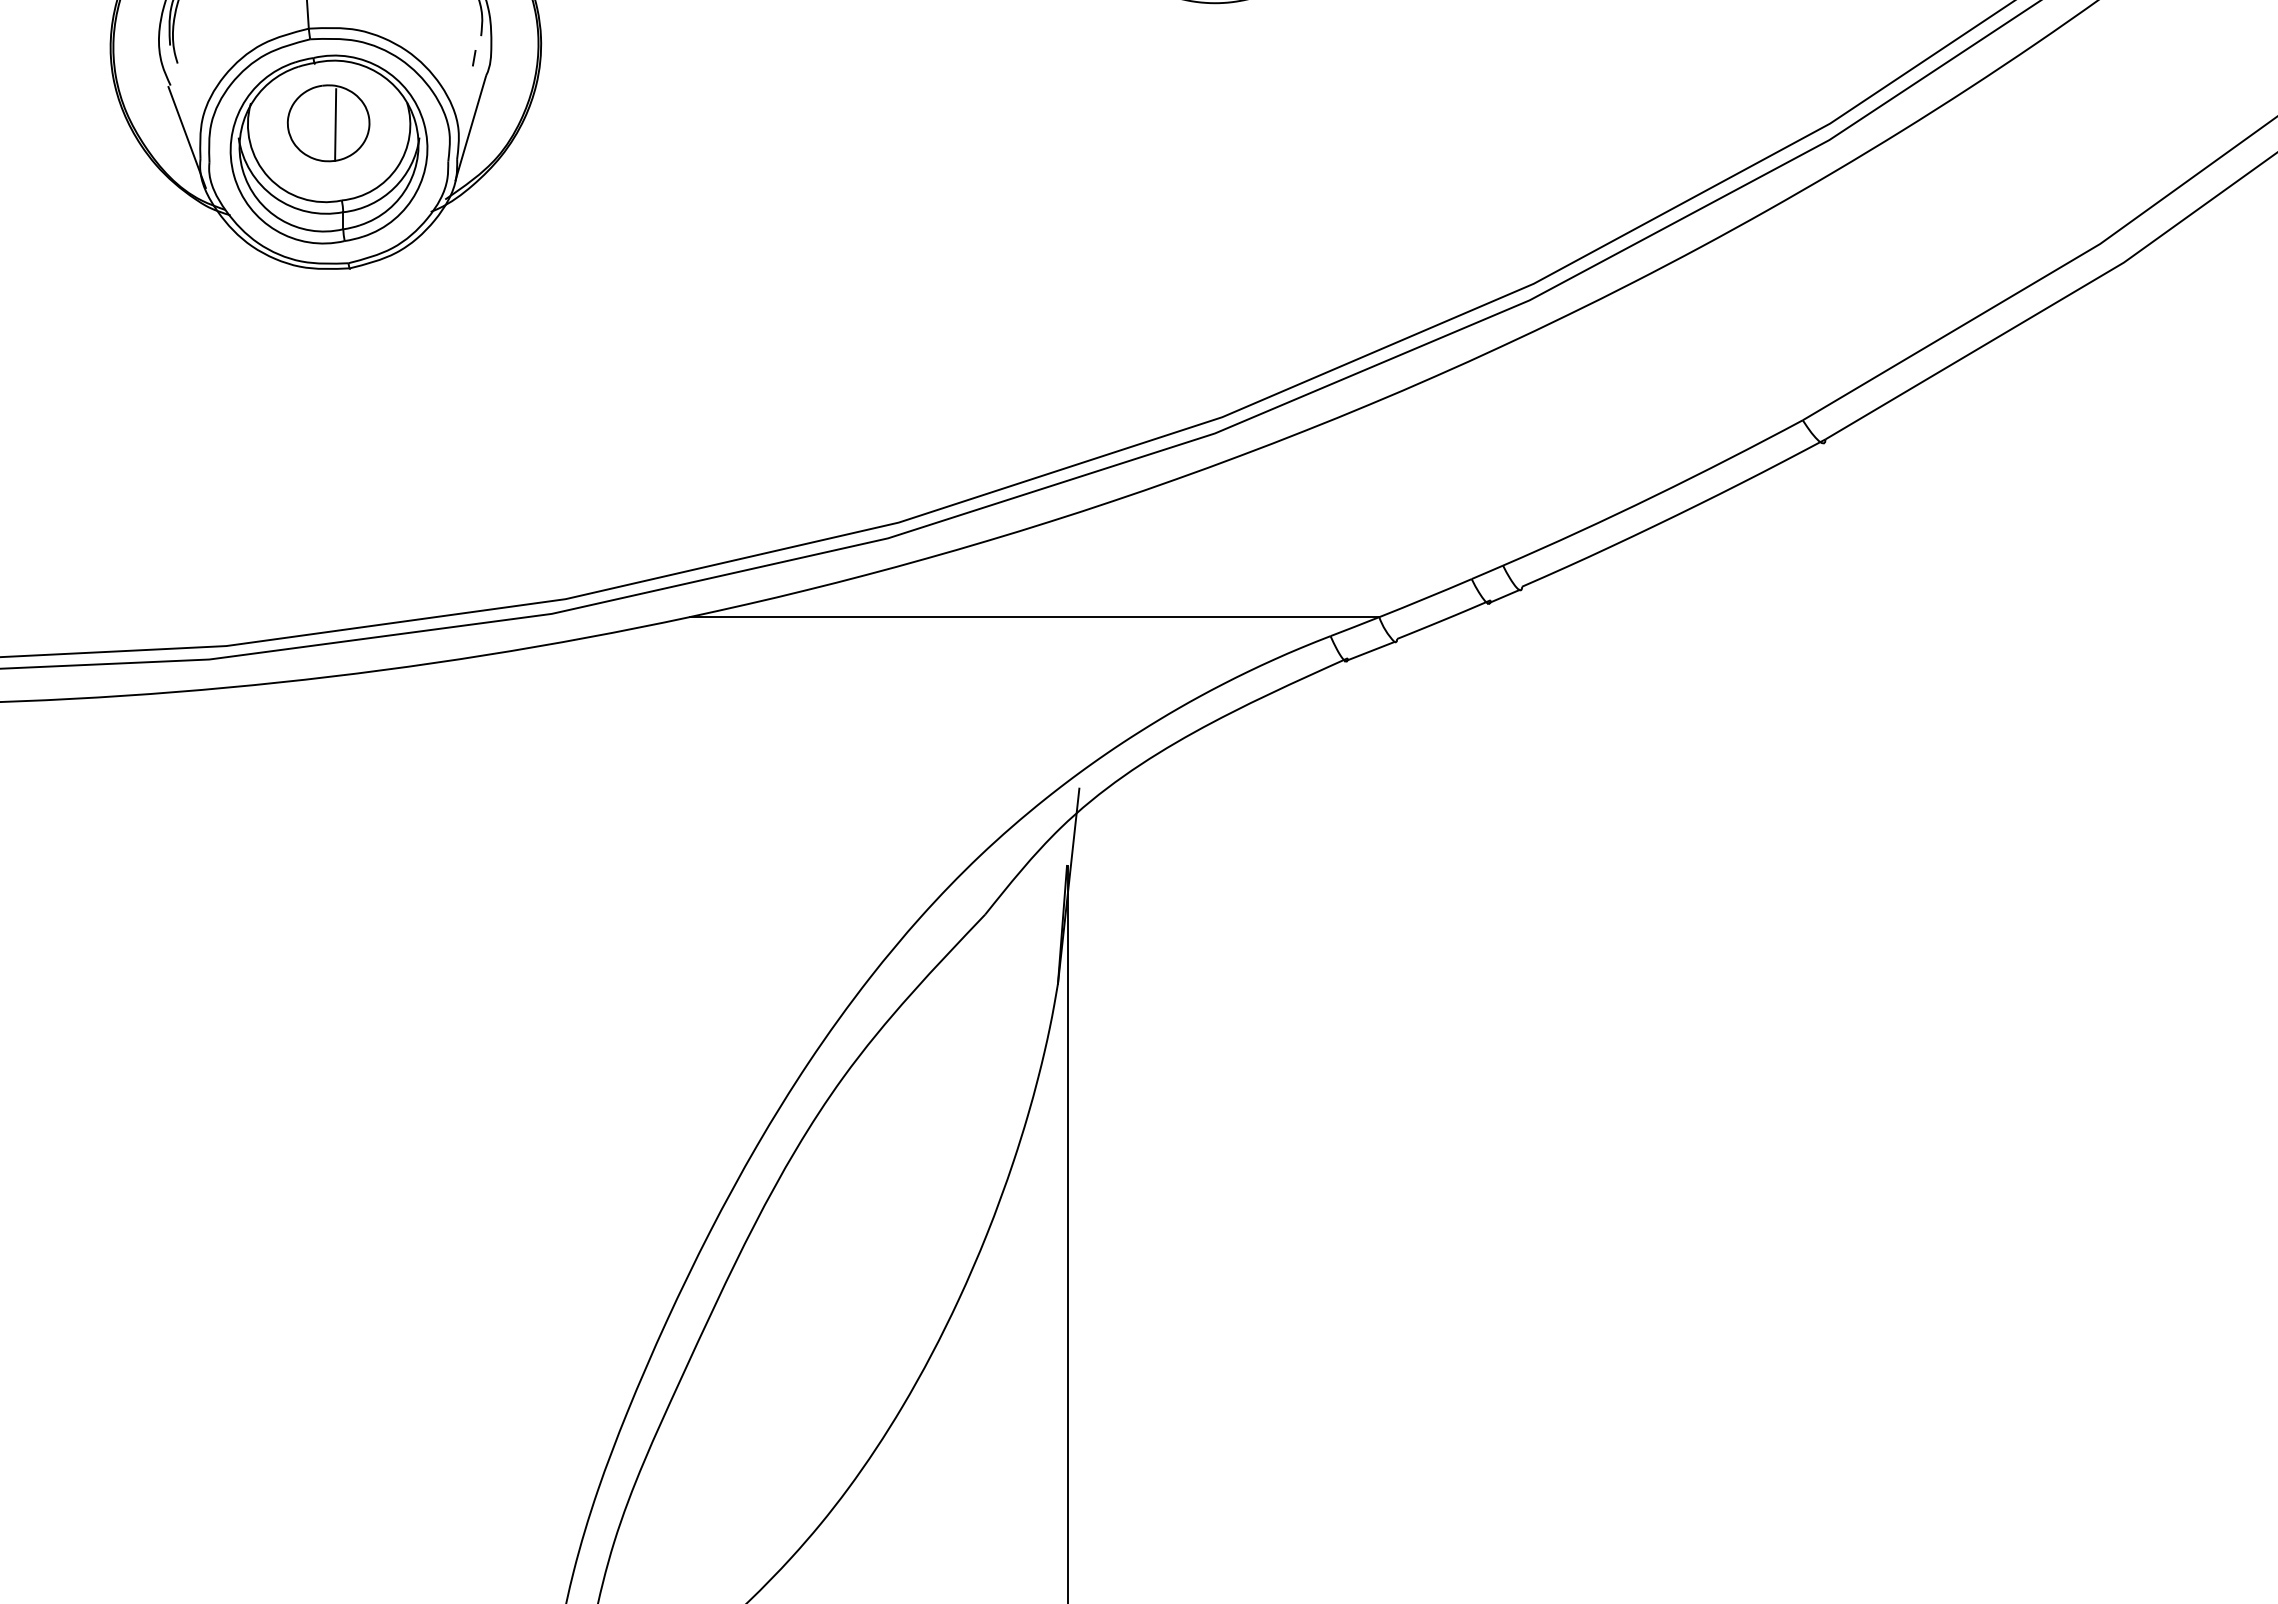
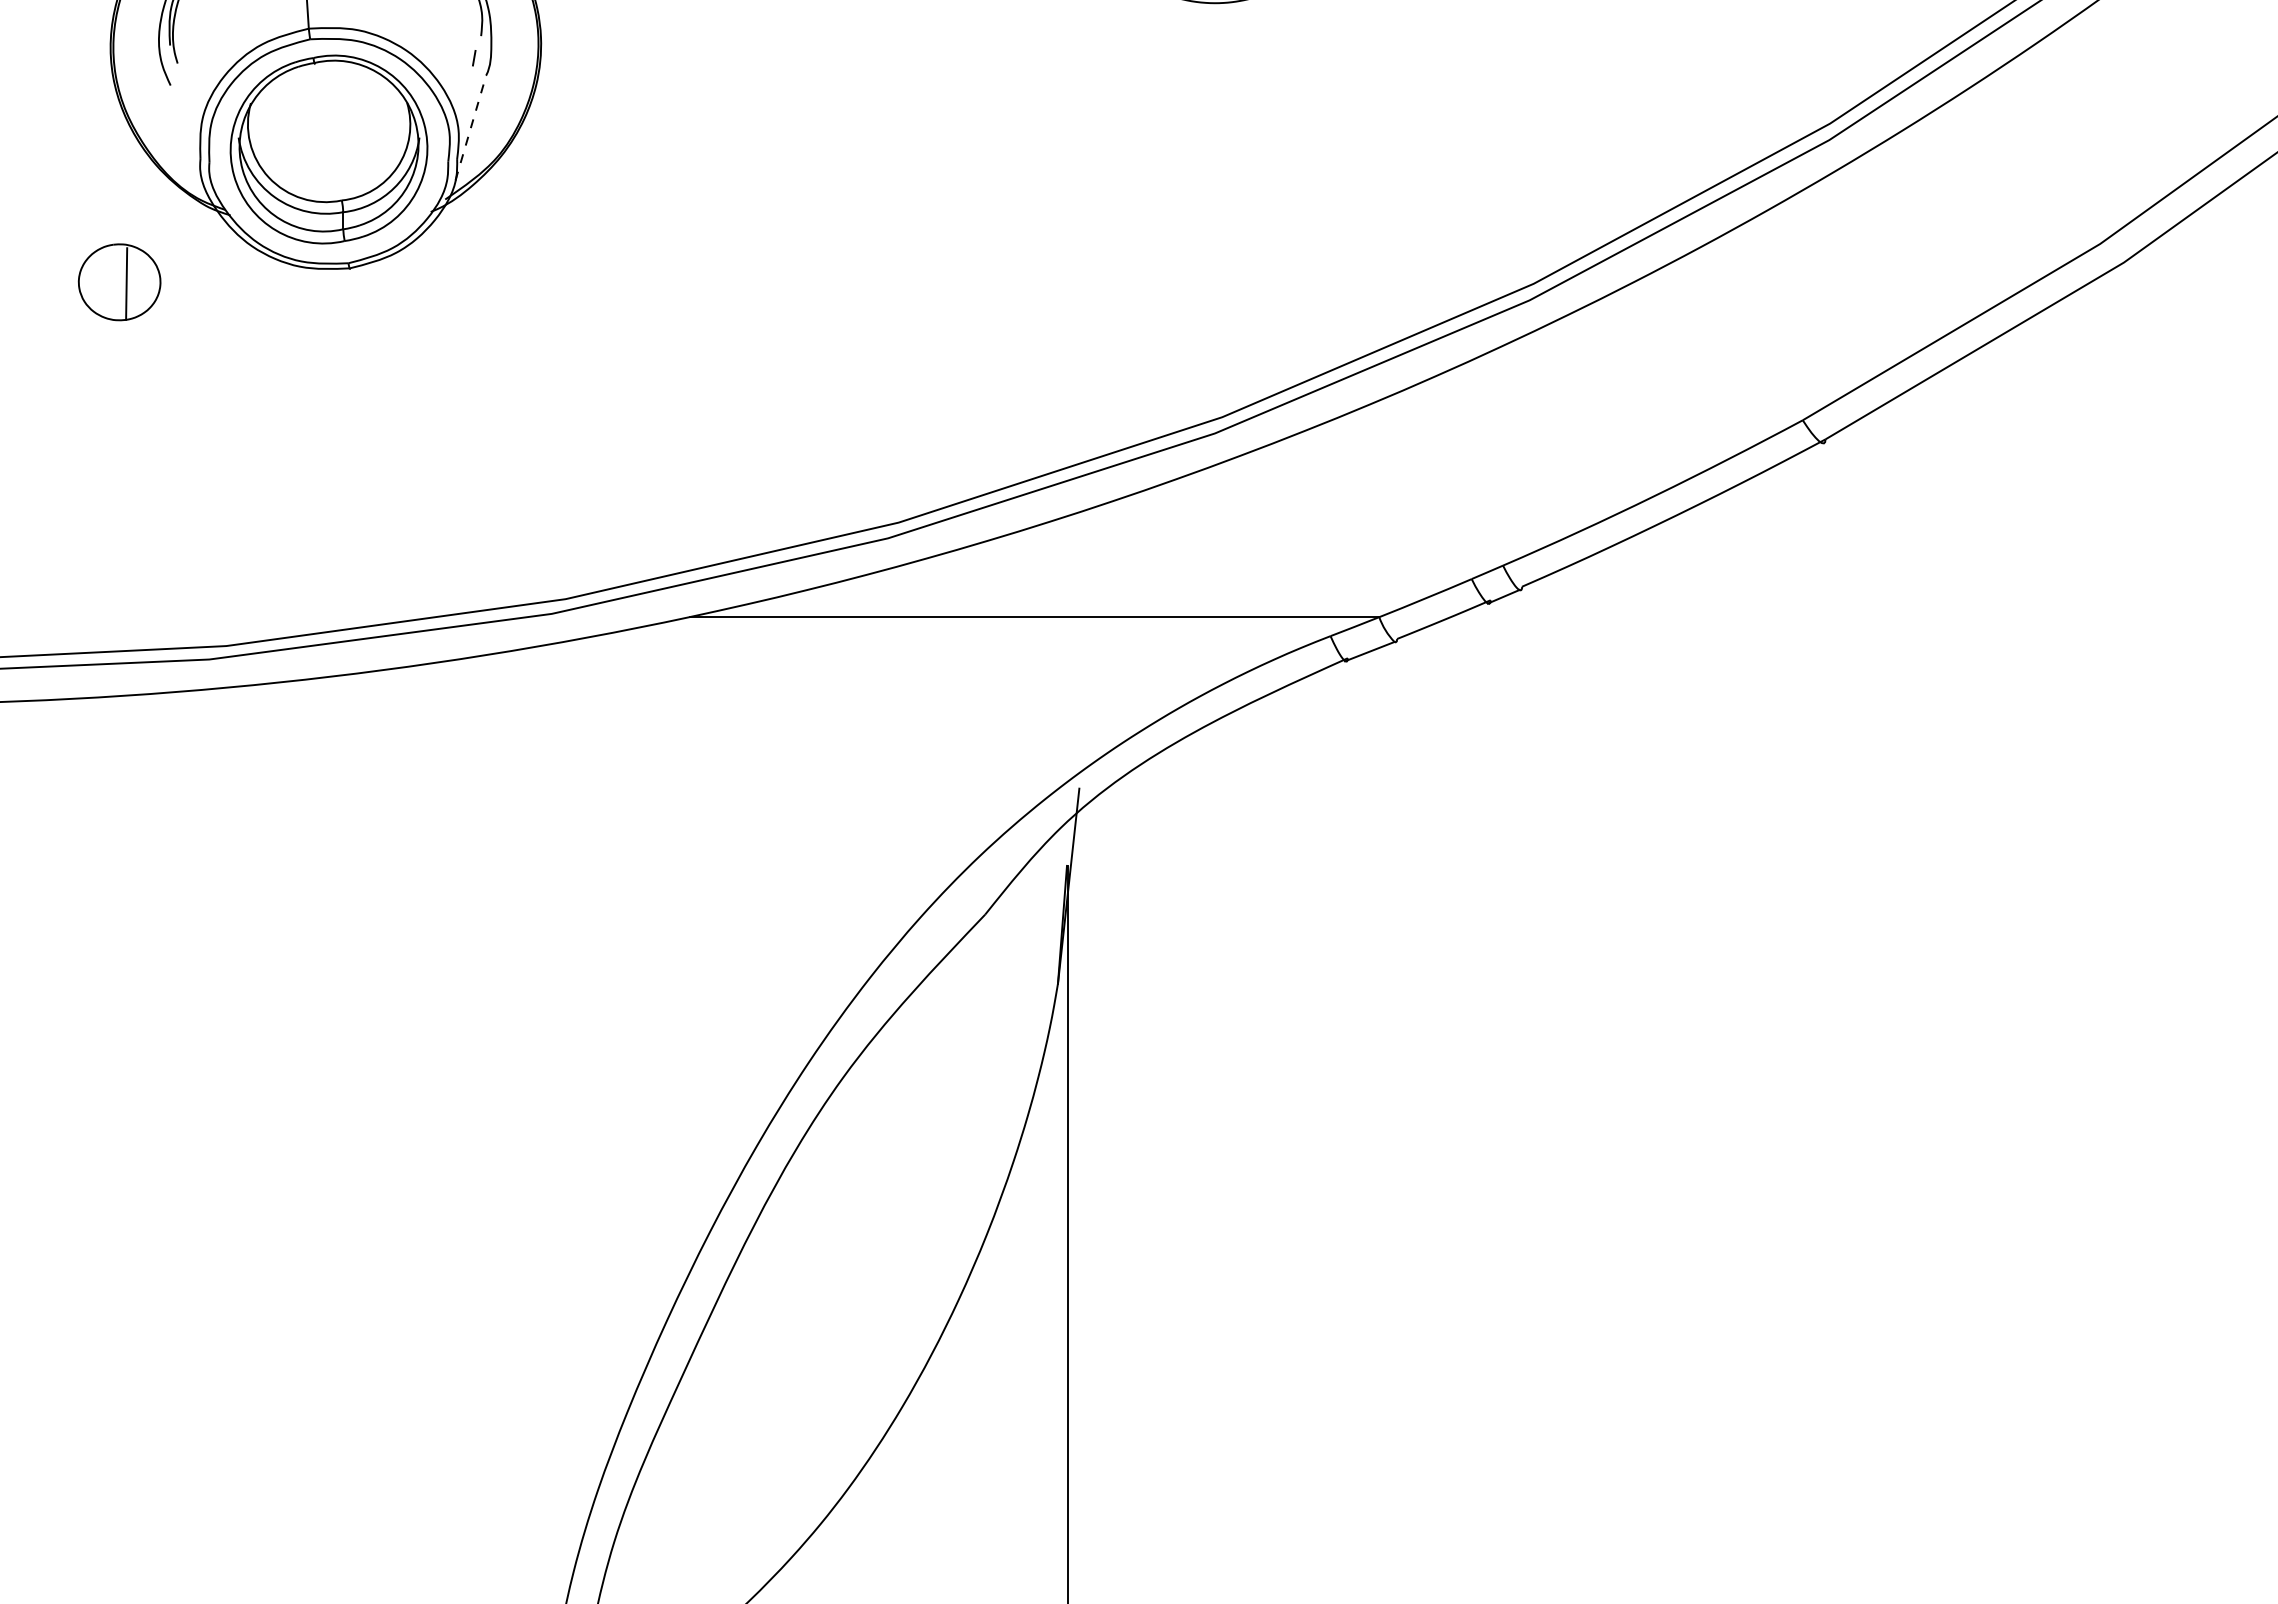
part position: (328, 123) -> (119, 282) (119, 282)
line: solid -> dashed (470, 127)
line: present -> none (186, 137)
